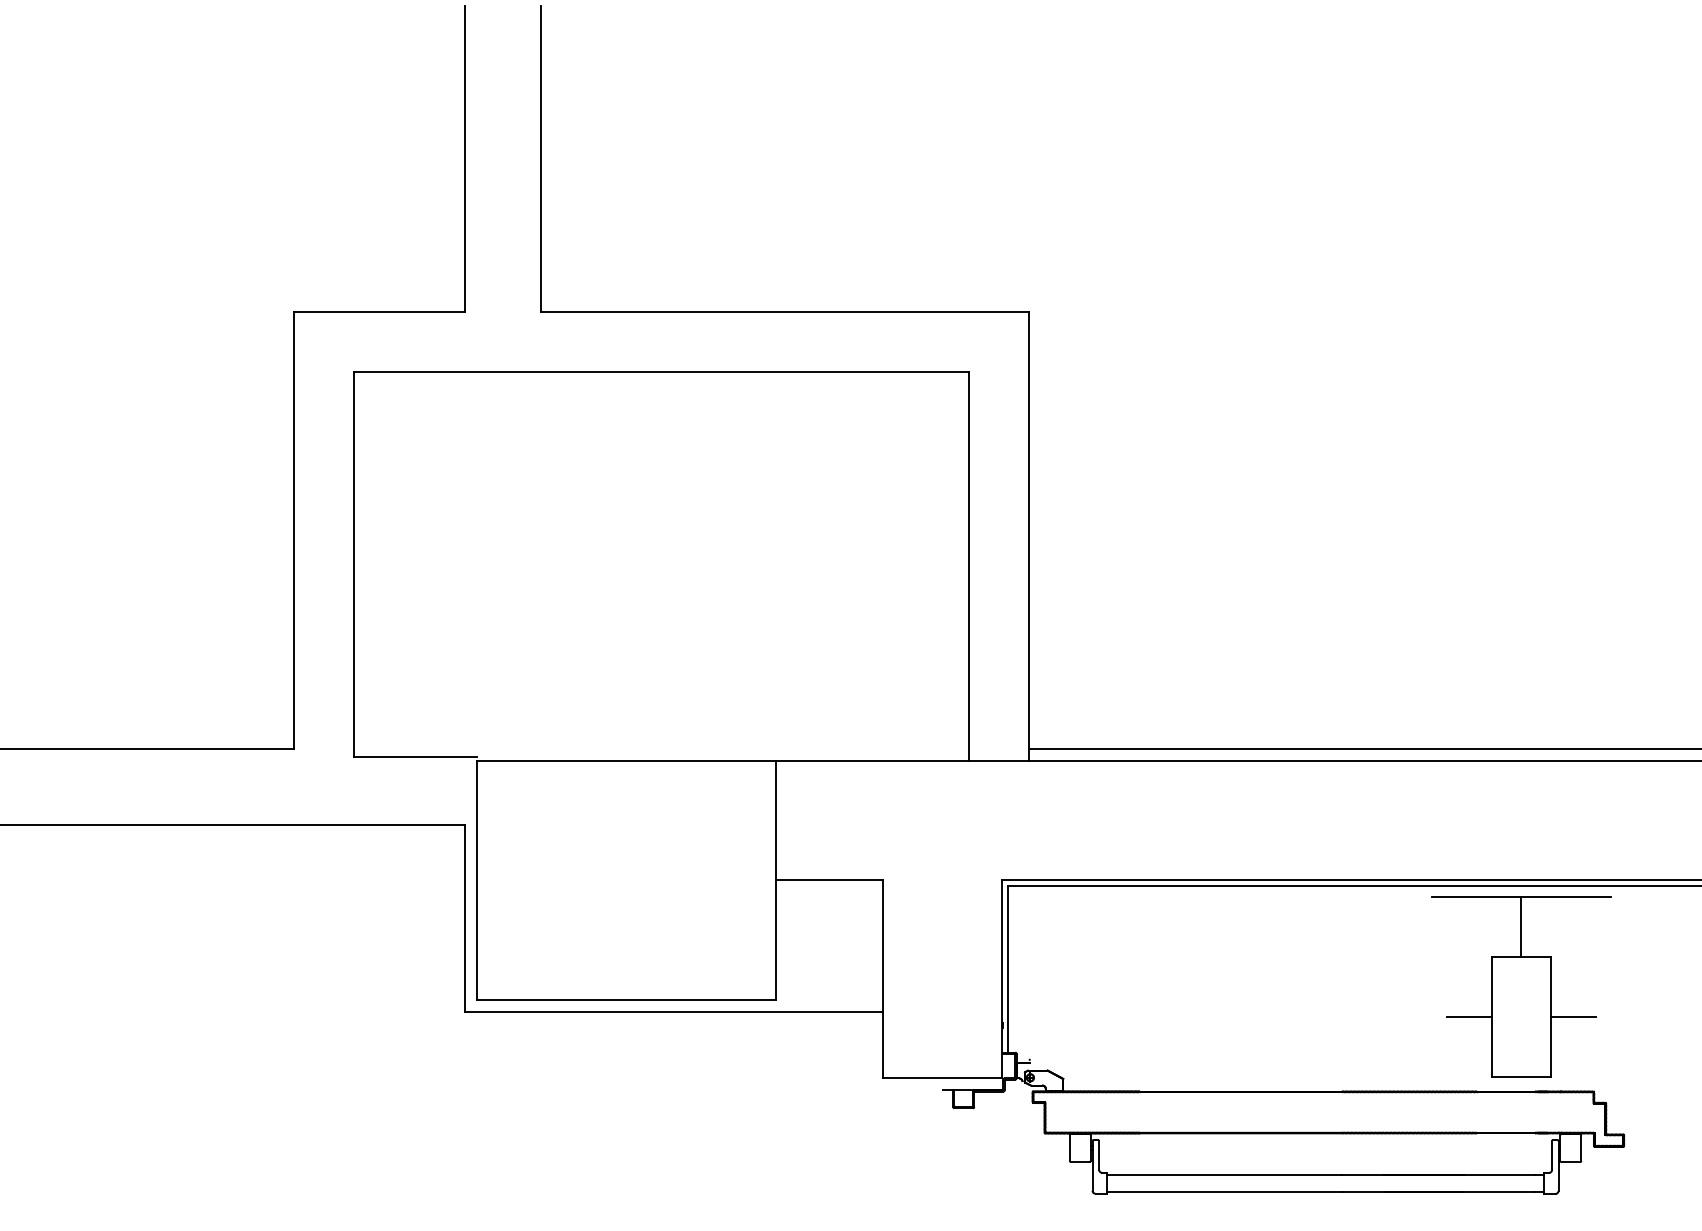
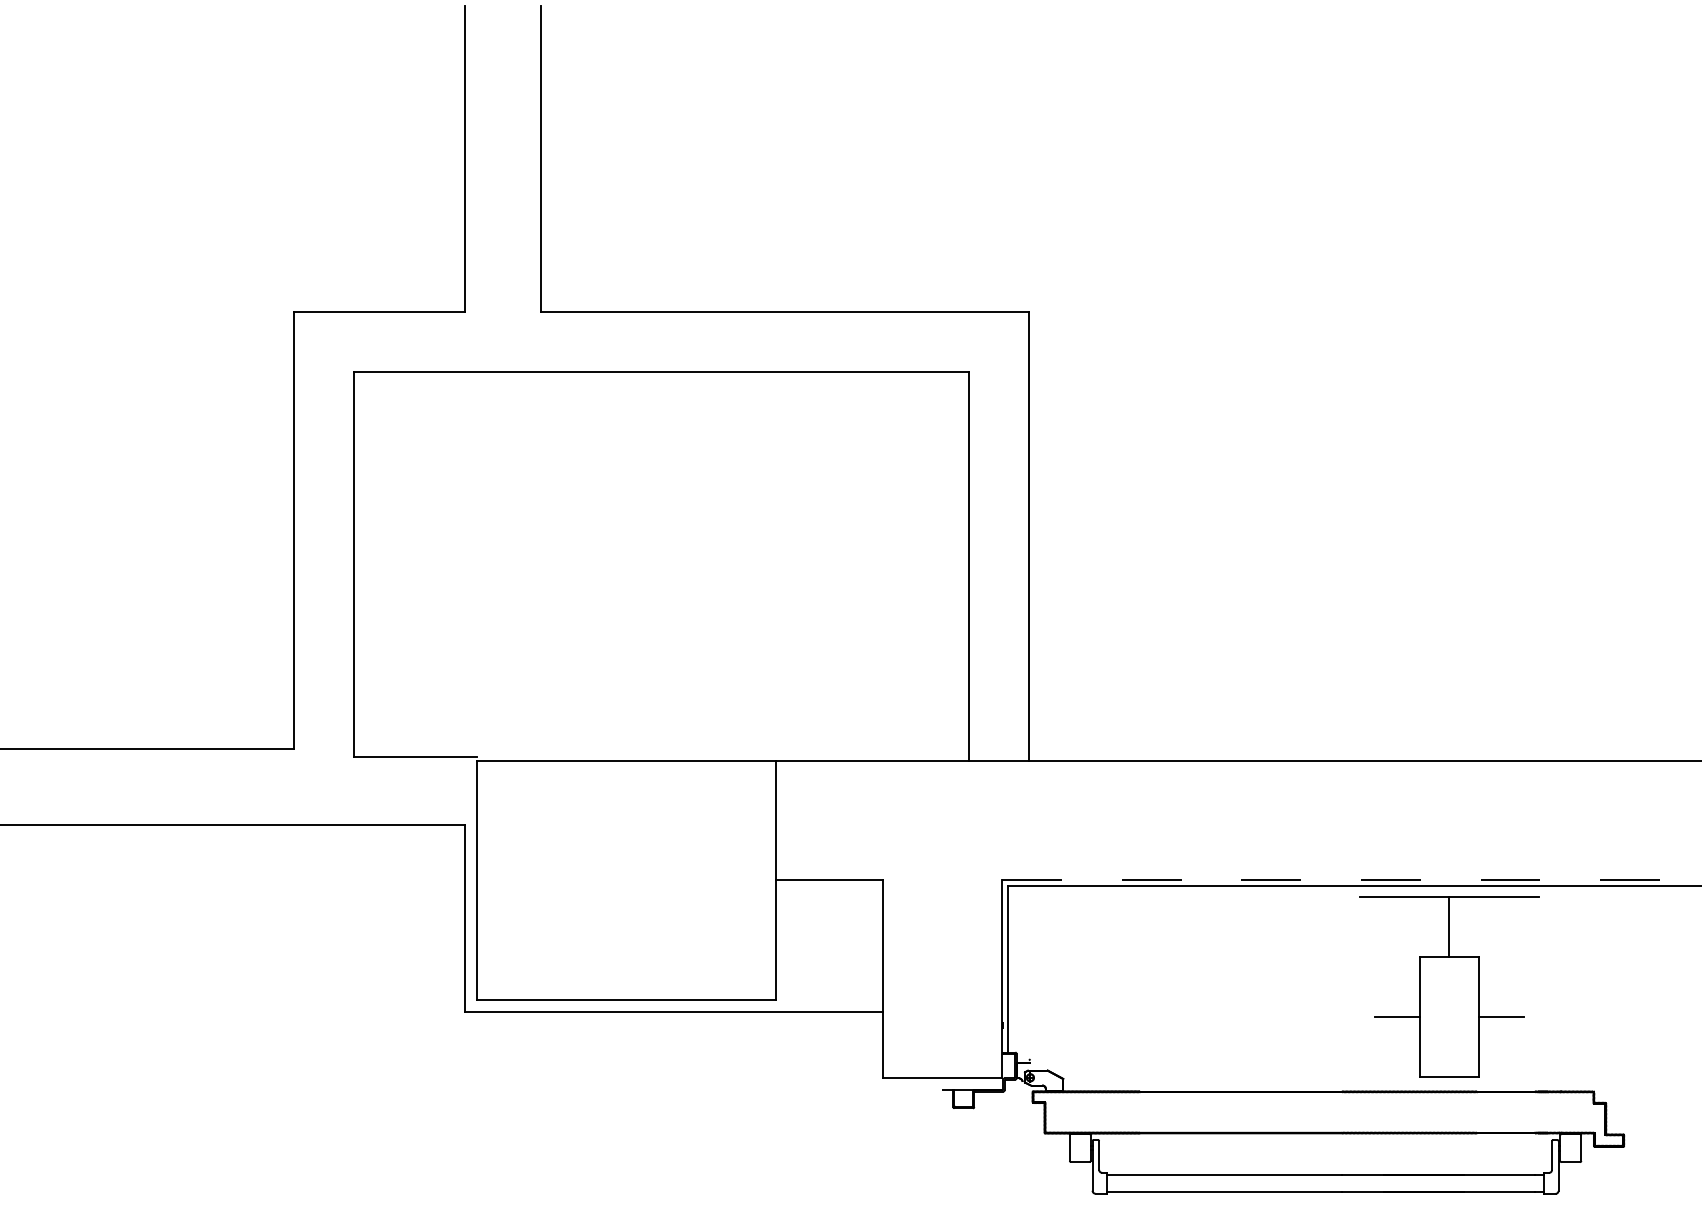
line: present -> none (1363, 748)
line: solid -> dashed (1352, 880)
part position: (1521, 986) -> (1449, 986) (1449, 986)
